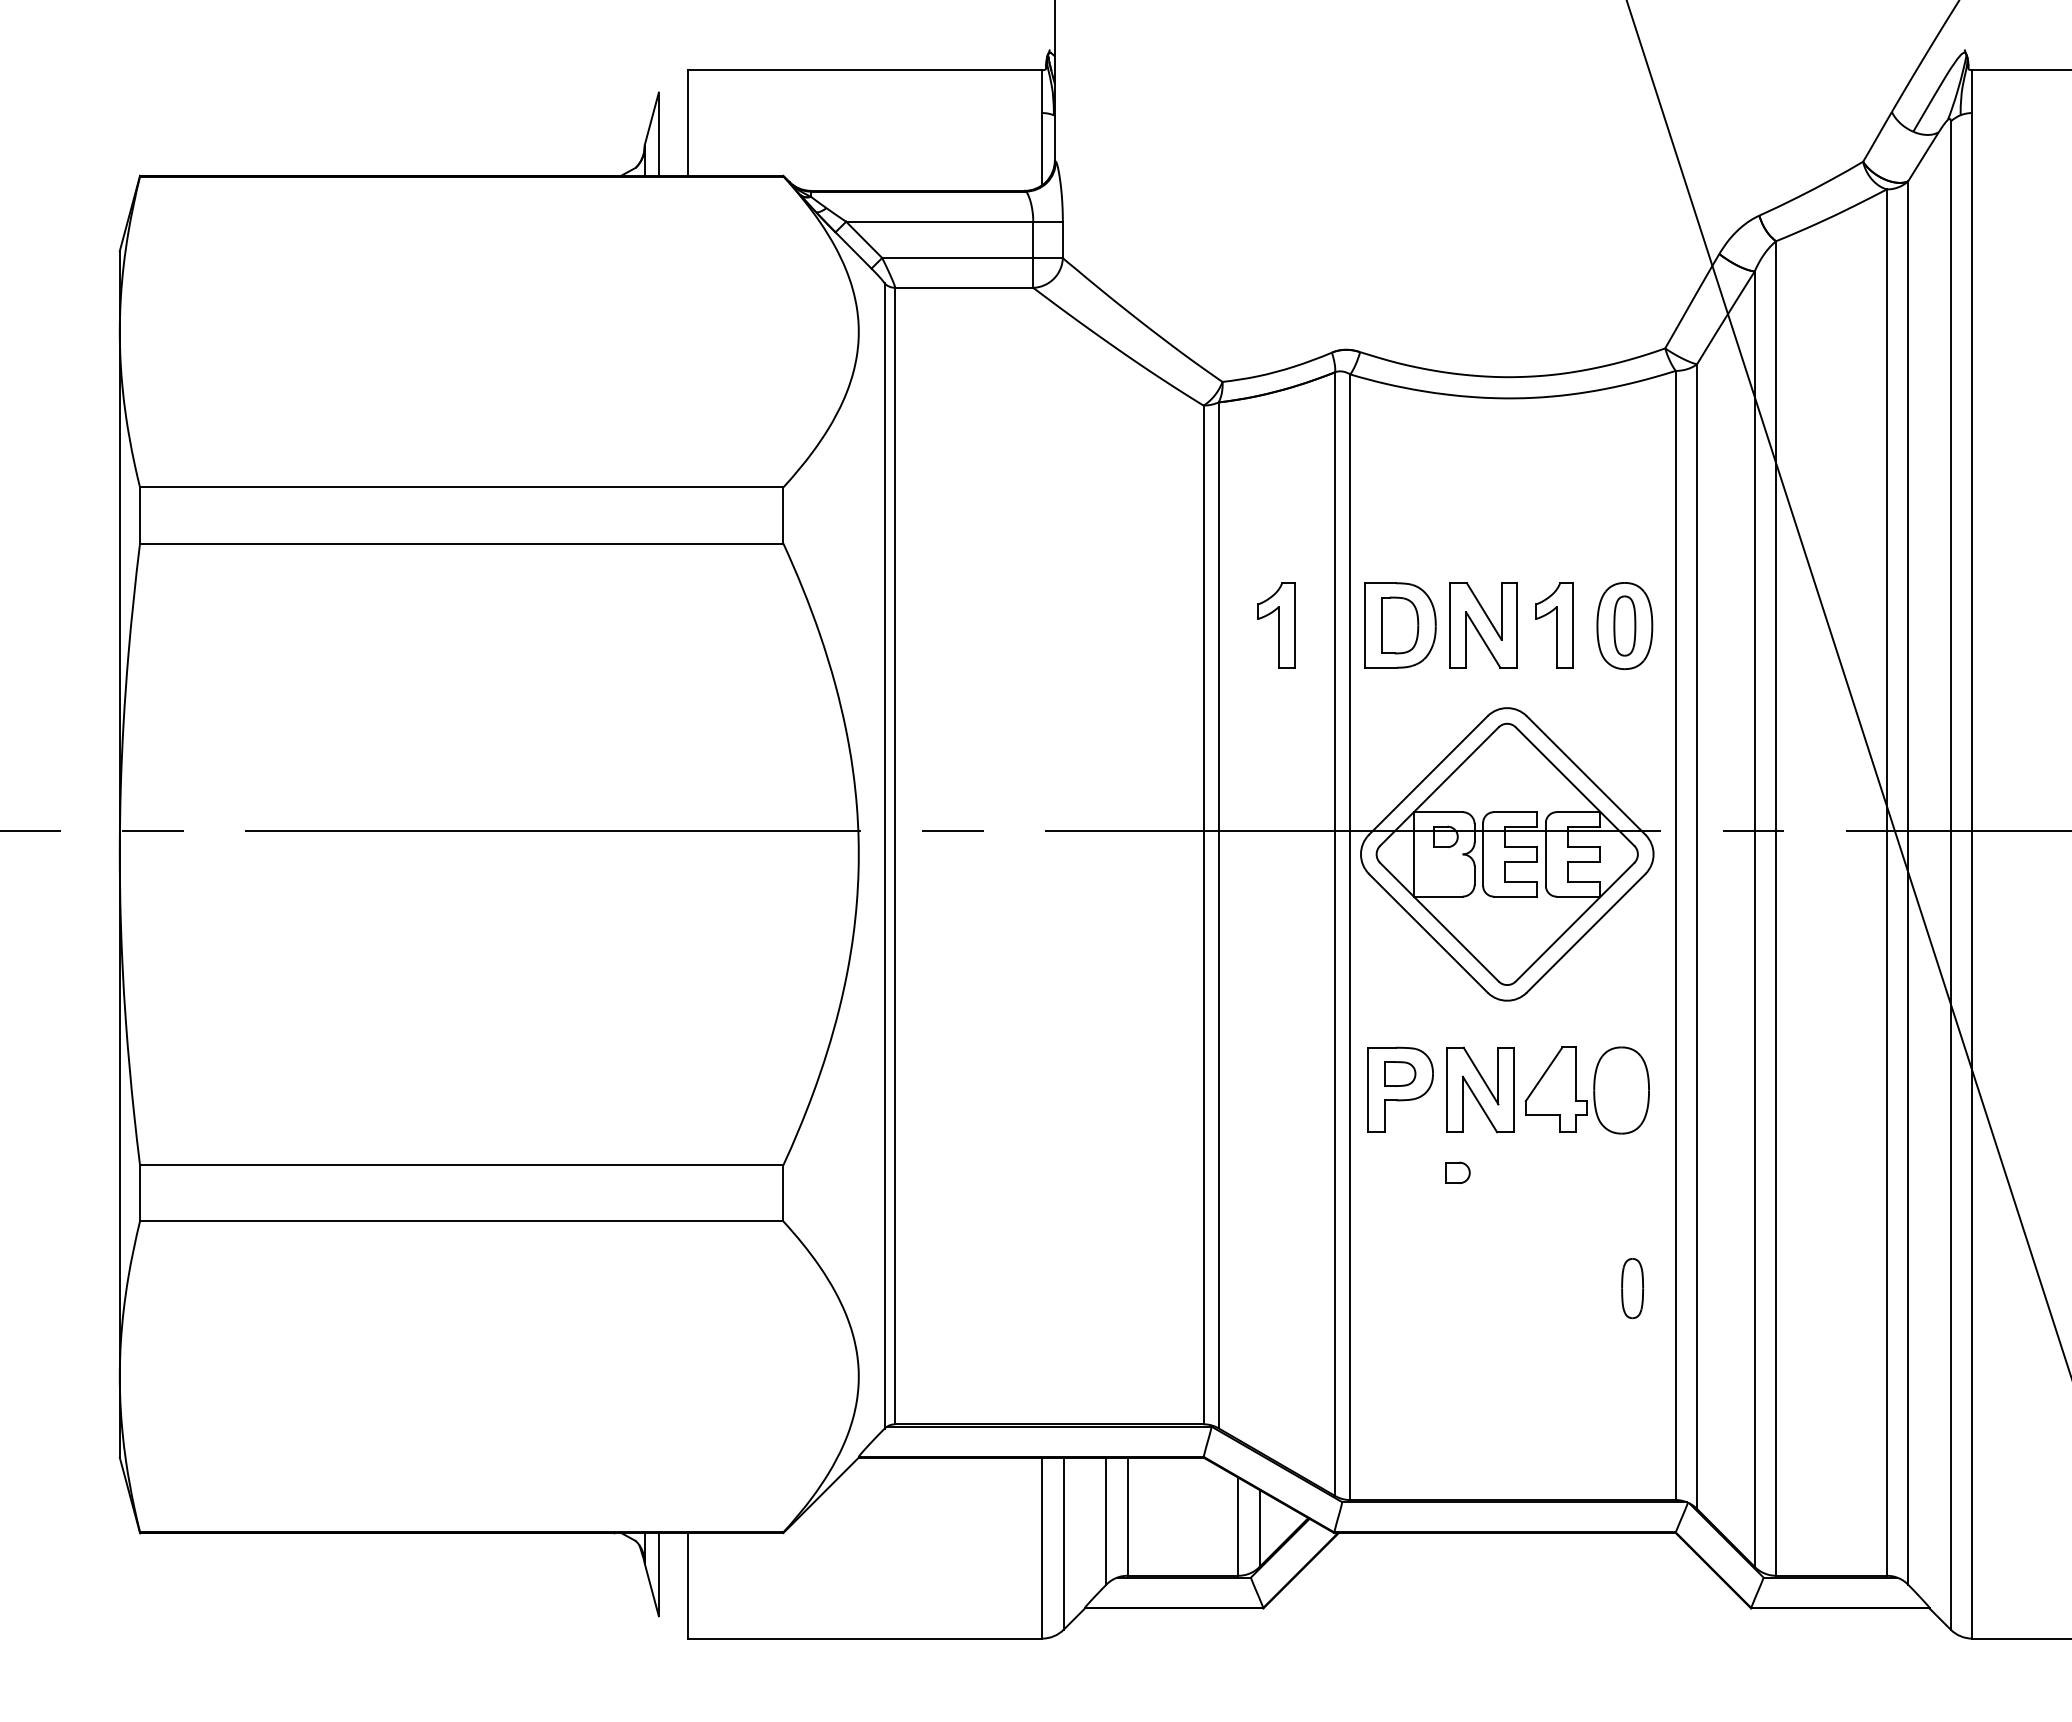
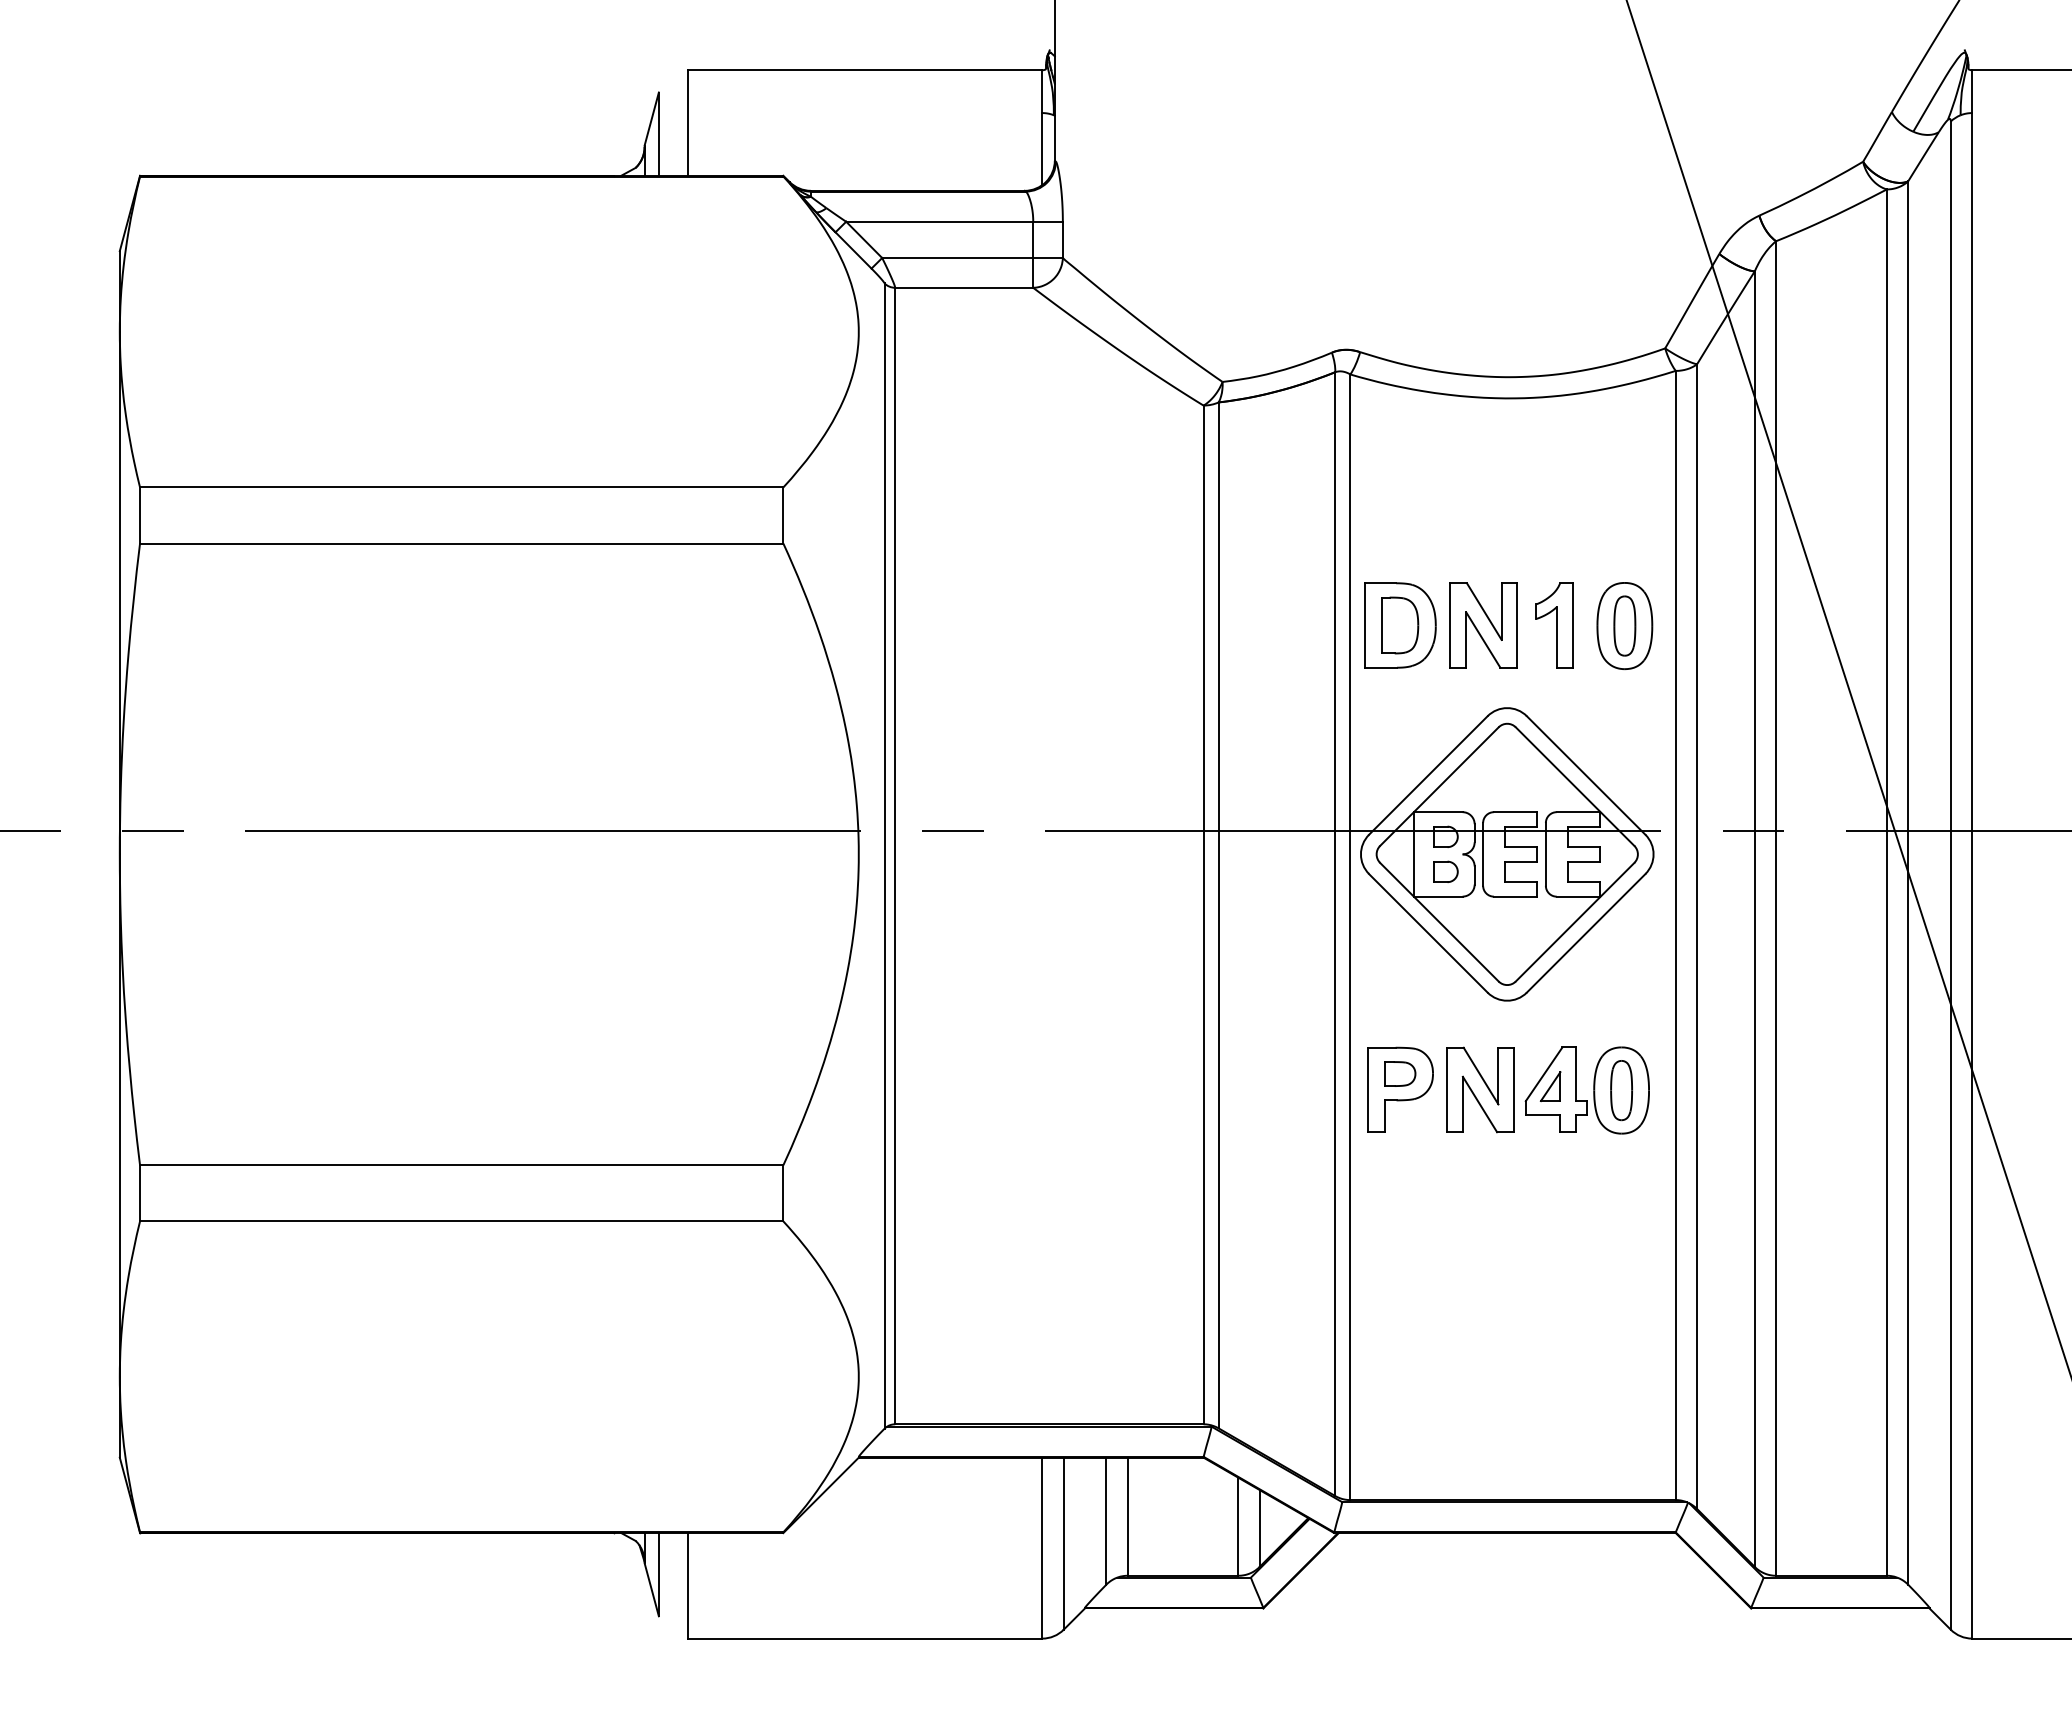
part: present -> none (1276, 625)
part: none -> present (1550, 1086)
part position: (1457, 1172) -> (1445, 871) (1445, 871)
part position: (1632, 1288) -> (1621, 1090) (1621, 1090)
